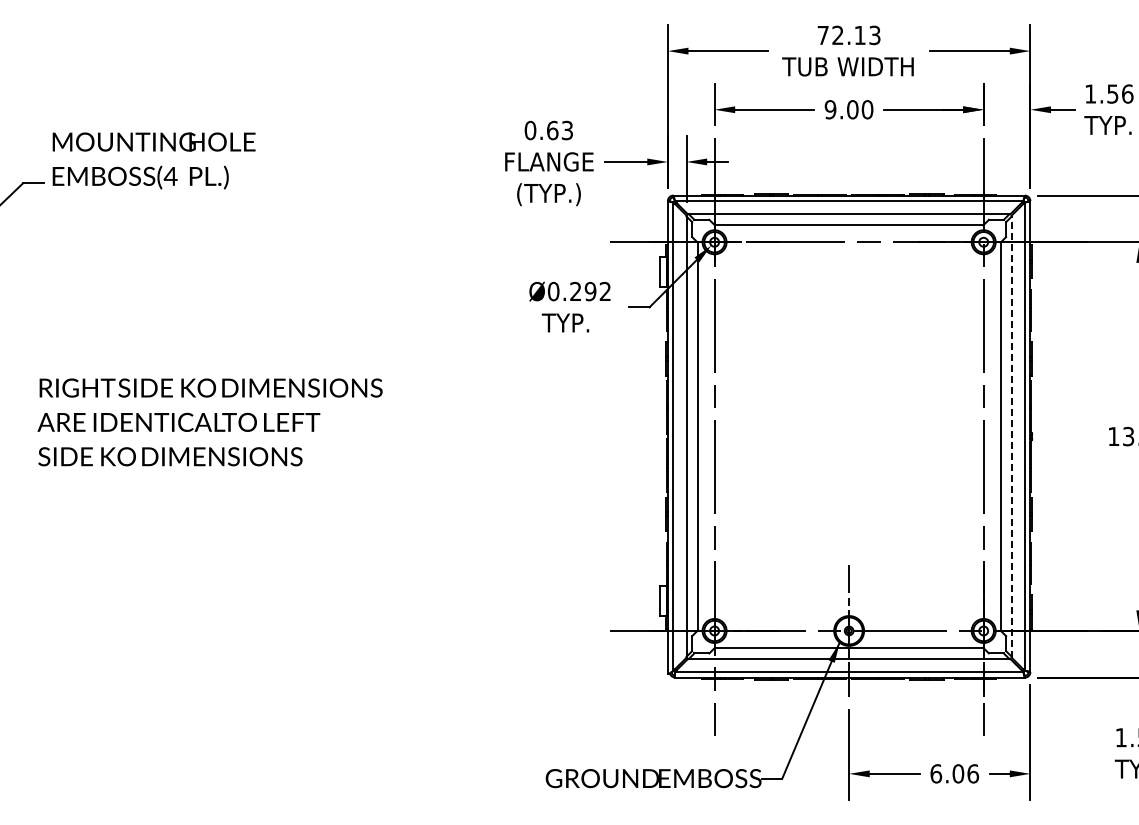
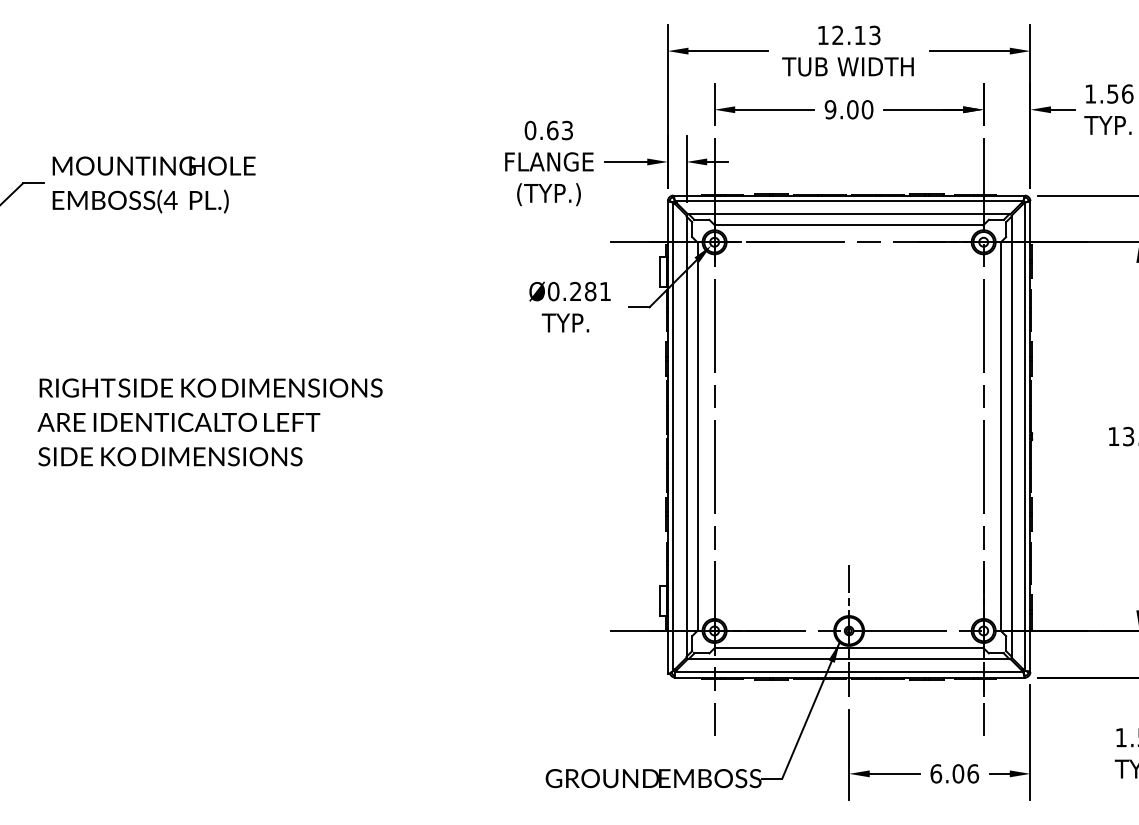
text: 72.13 -> 12.13 (822, 35)
text position: (153, 160) -> (153, 184) (153, 184)
text: Ø0.292 -> Ø0.281 (597, 291)
line: dashed -> solid (1011, 436)
